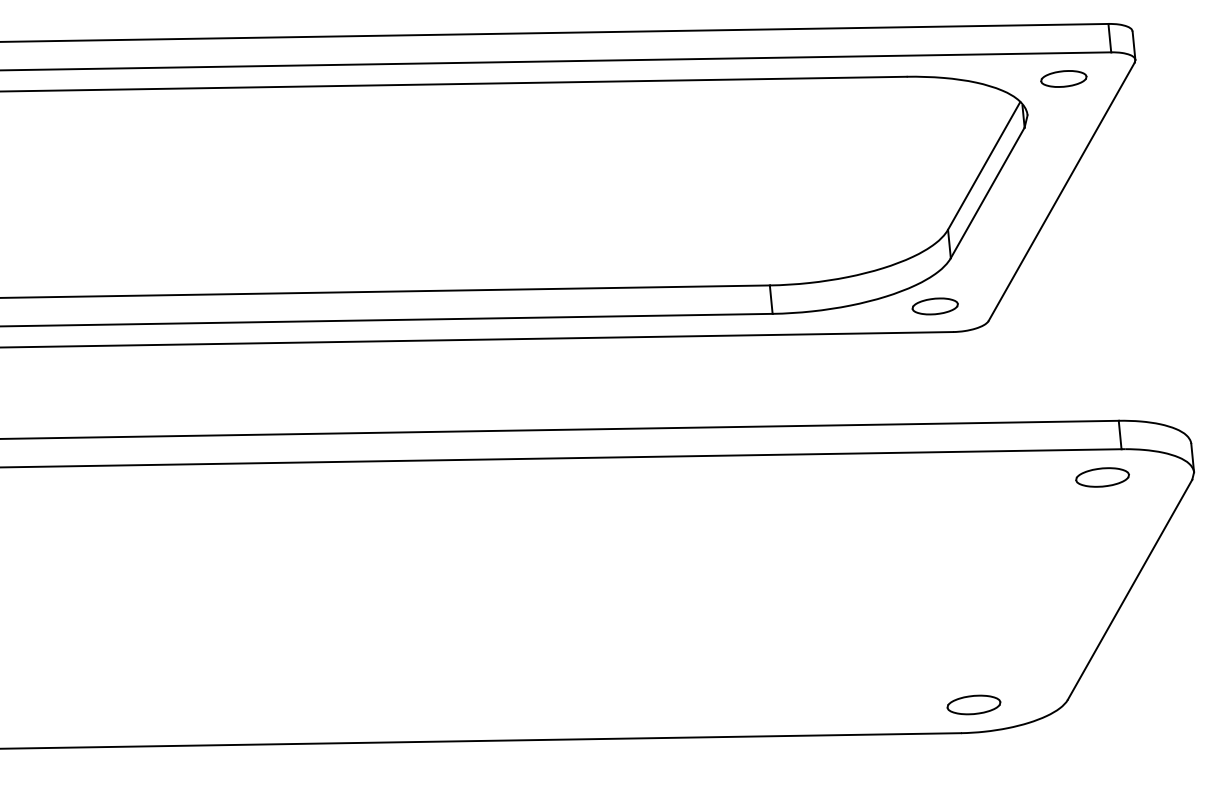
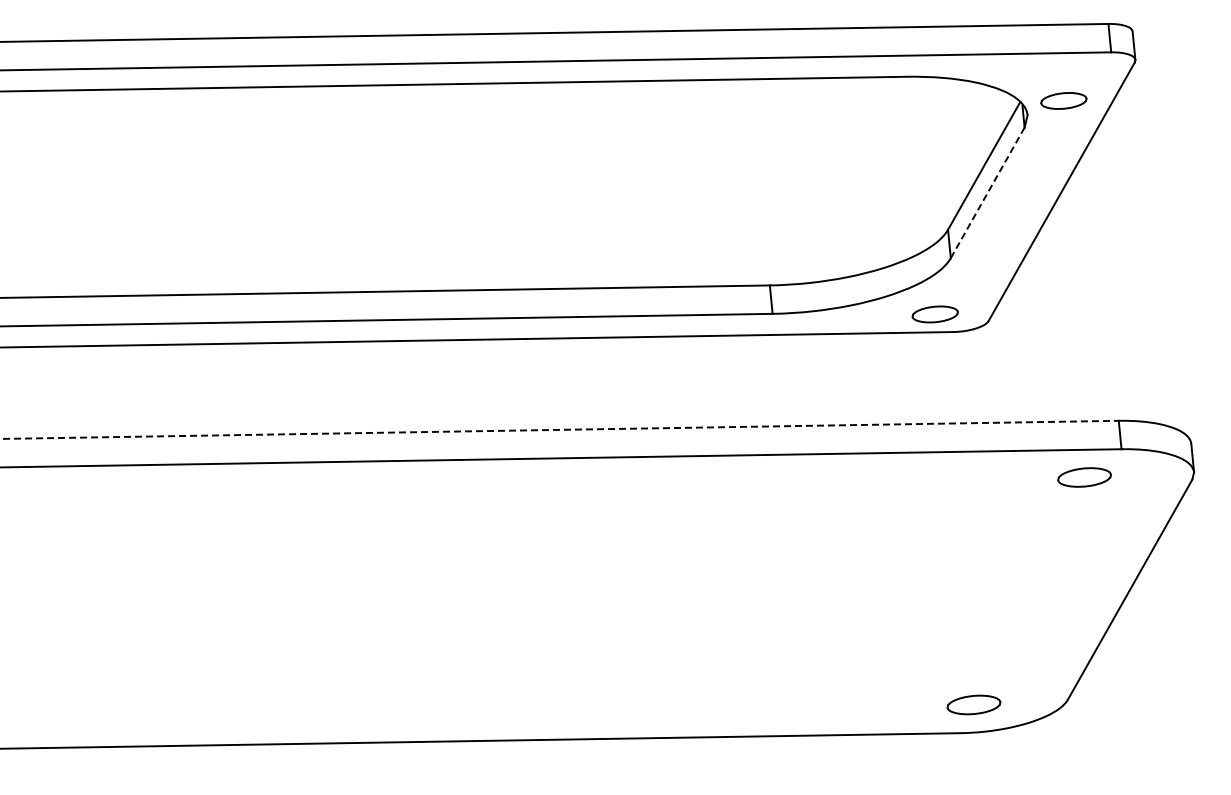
part position: (1063, 78) -> (1063, 100) (1063, 100)
line: solid -> dashed (987, 192)
part position: (934, 306) -> (934, 314) (934, 314)
line: solid -> dashed (559, 429)
part position: (1102, 477) -> (1084, 477) (1084, 477)
